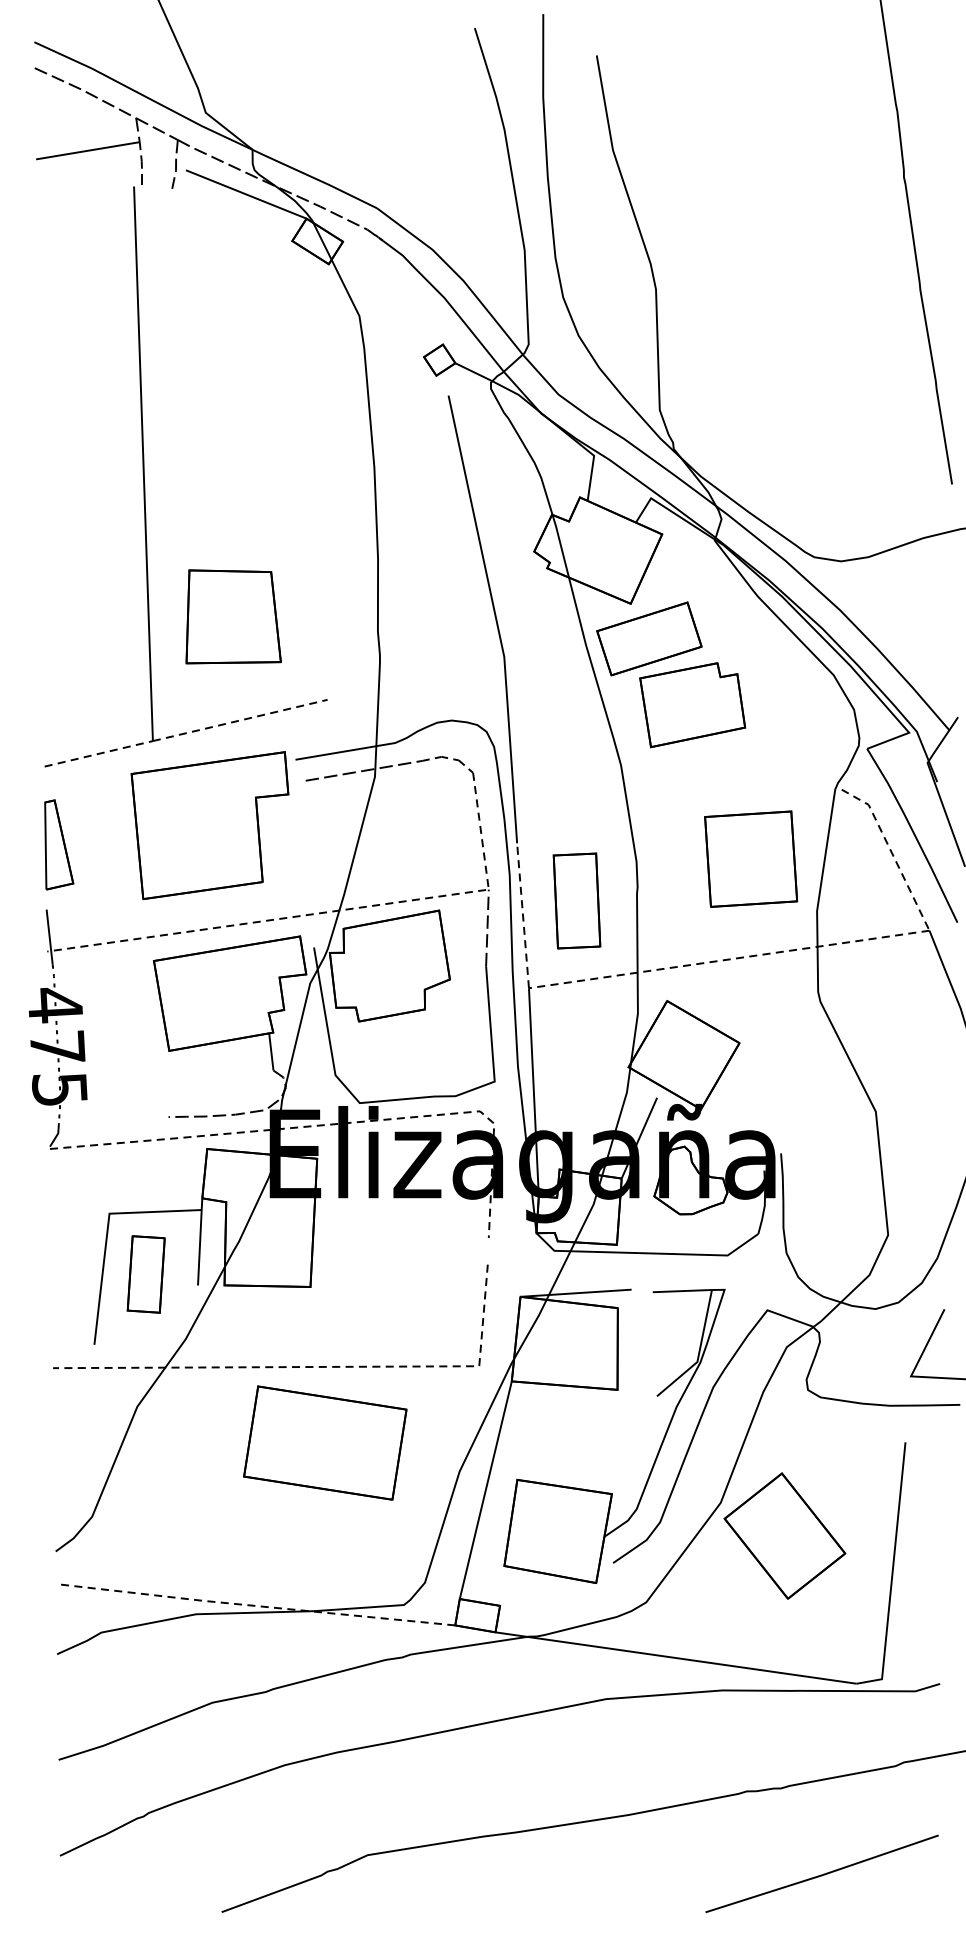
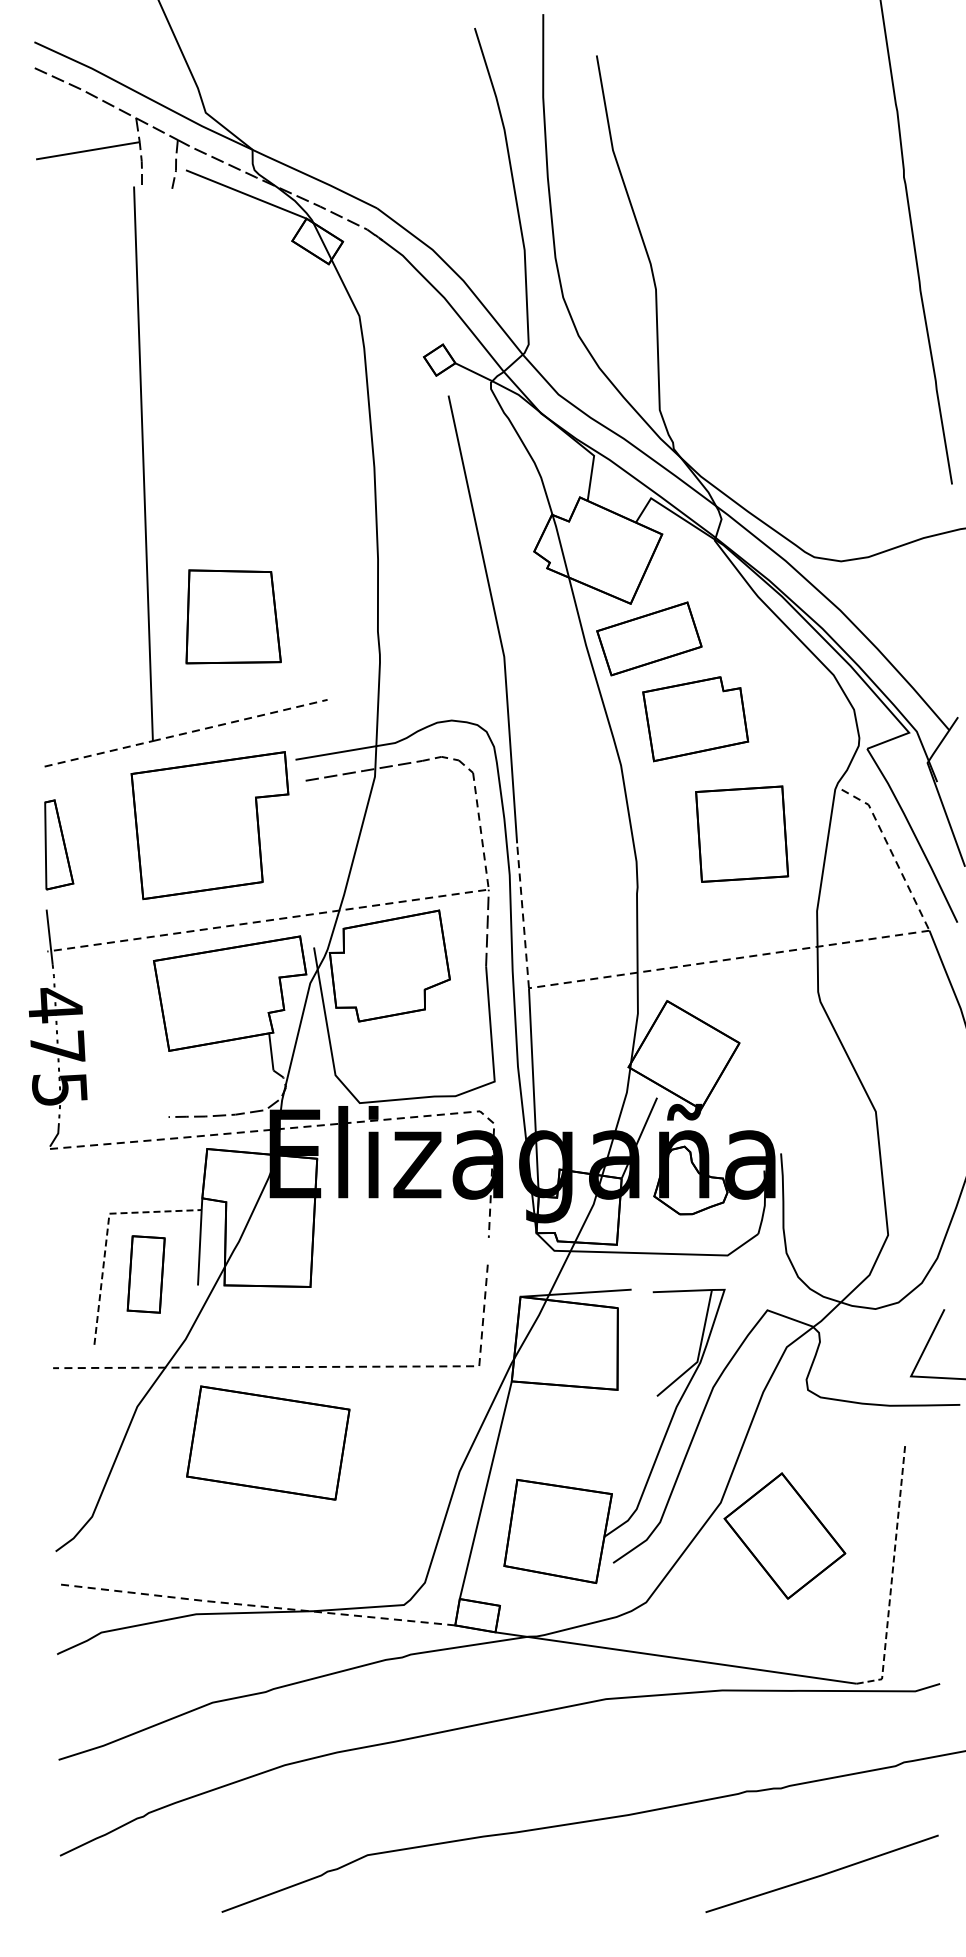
part position: (692, 705) -> (695, 719) (695, 719)
part position: (751, 858) -> (742, 833) (742, 833)
part: present -> none (576, 900)
line: solid -> dashed (107, 1232)
part position: (325, 1442) -> (268, 1442) (268, 1442)
line: solid -> dashed (892, 1574)
